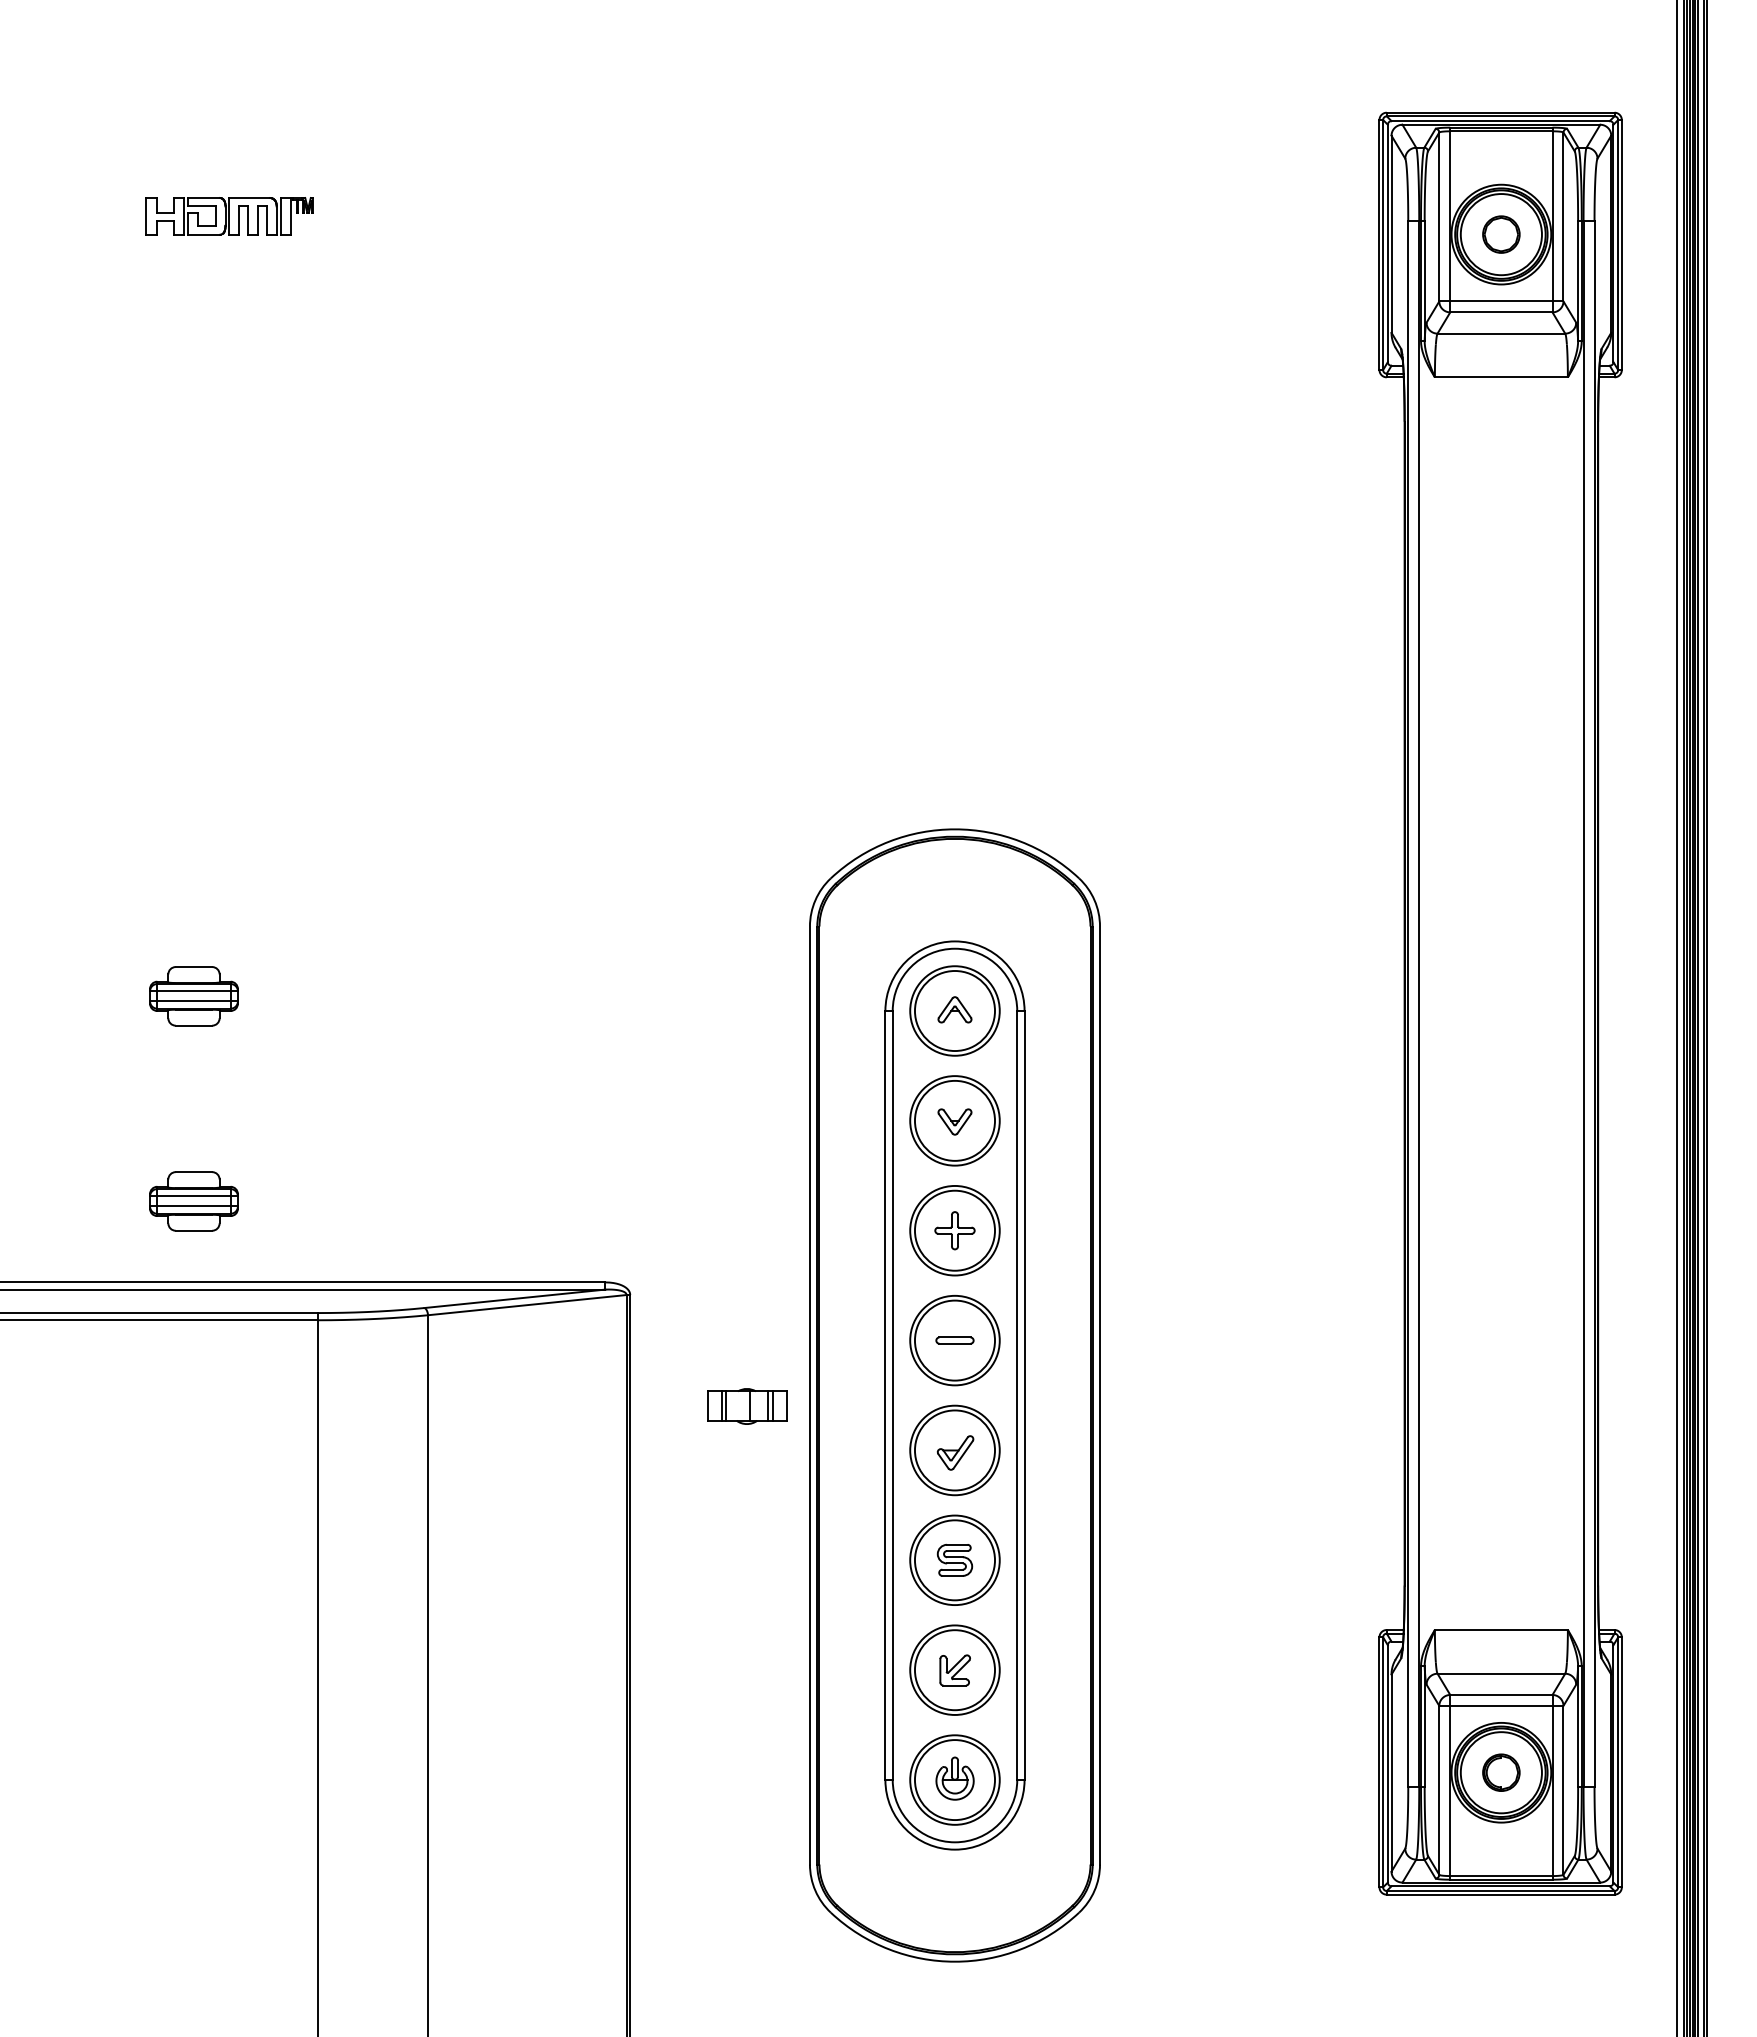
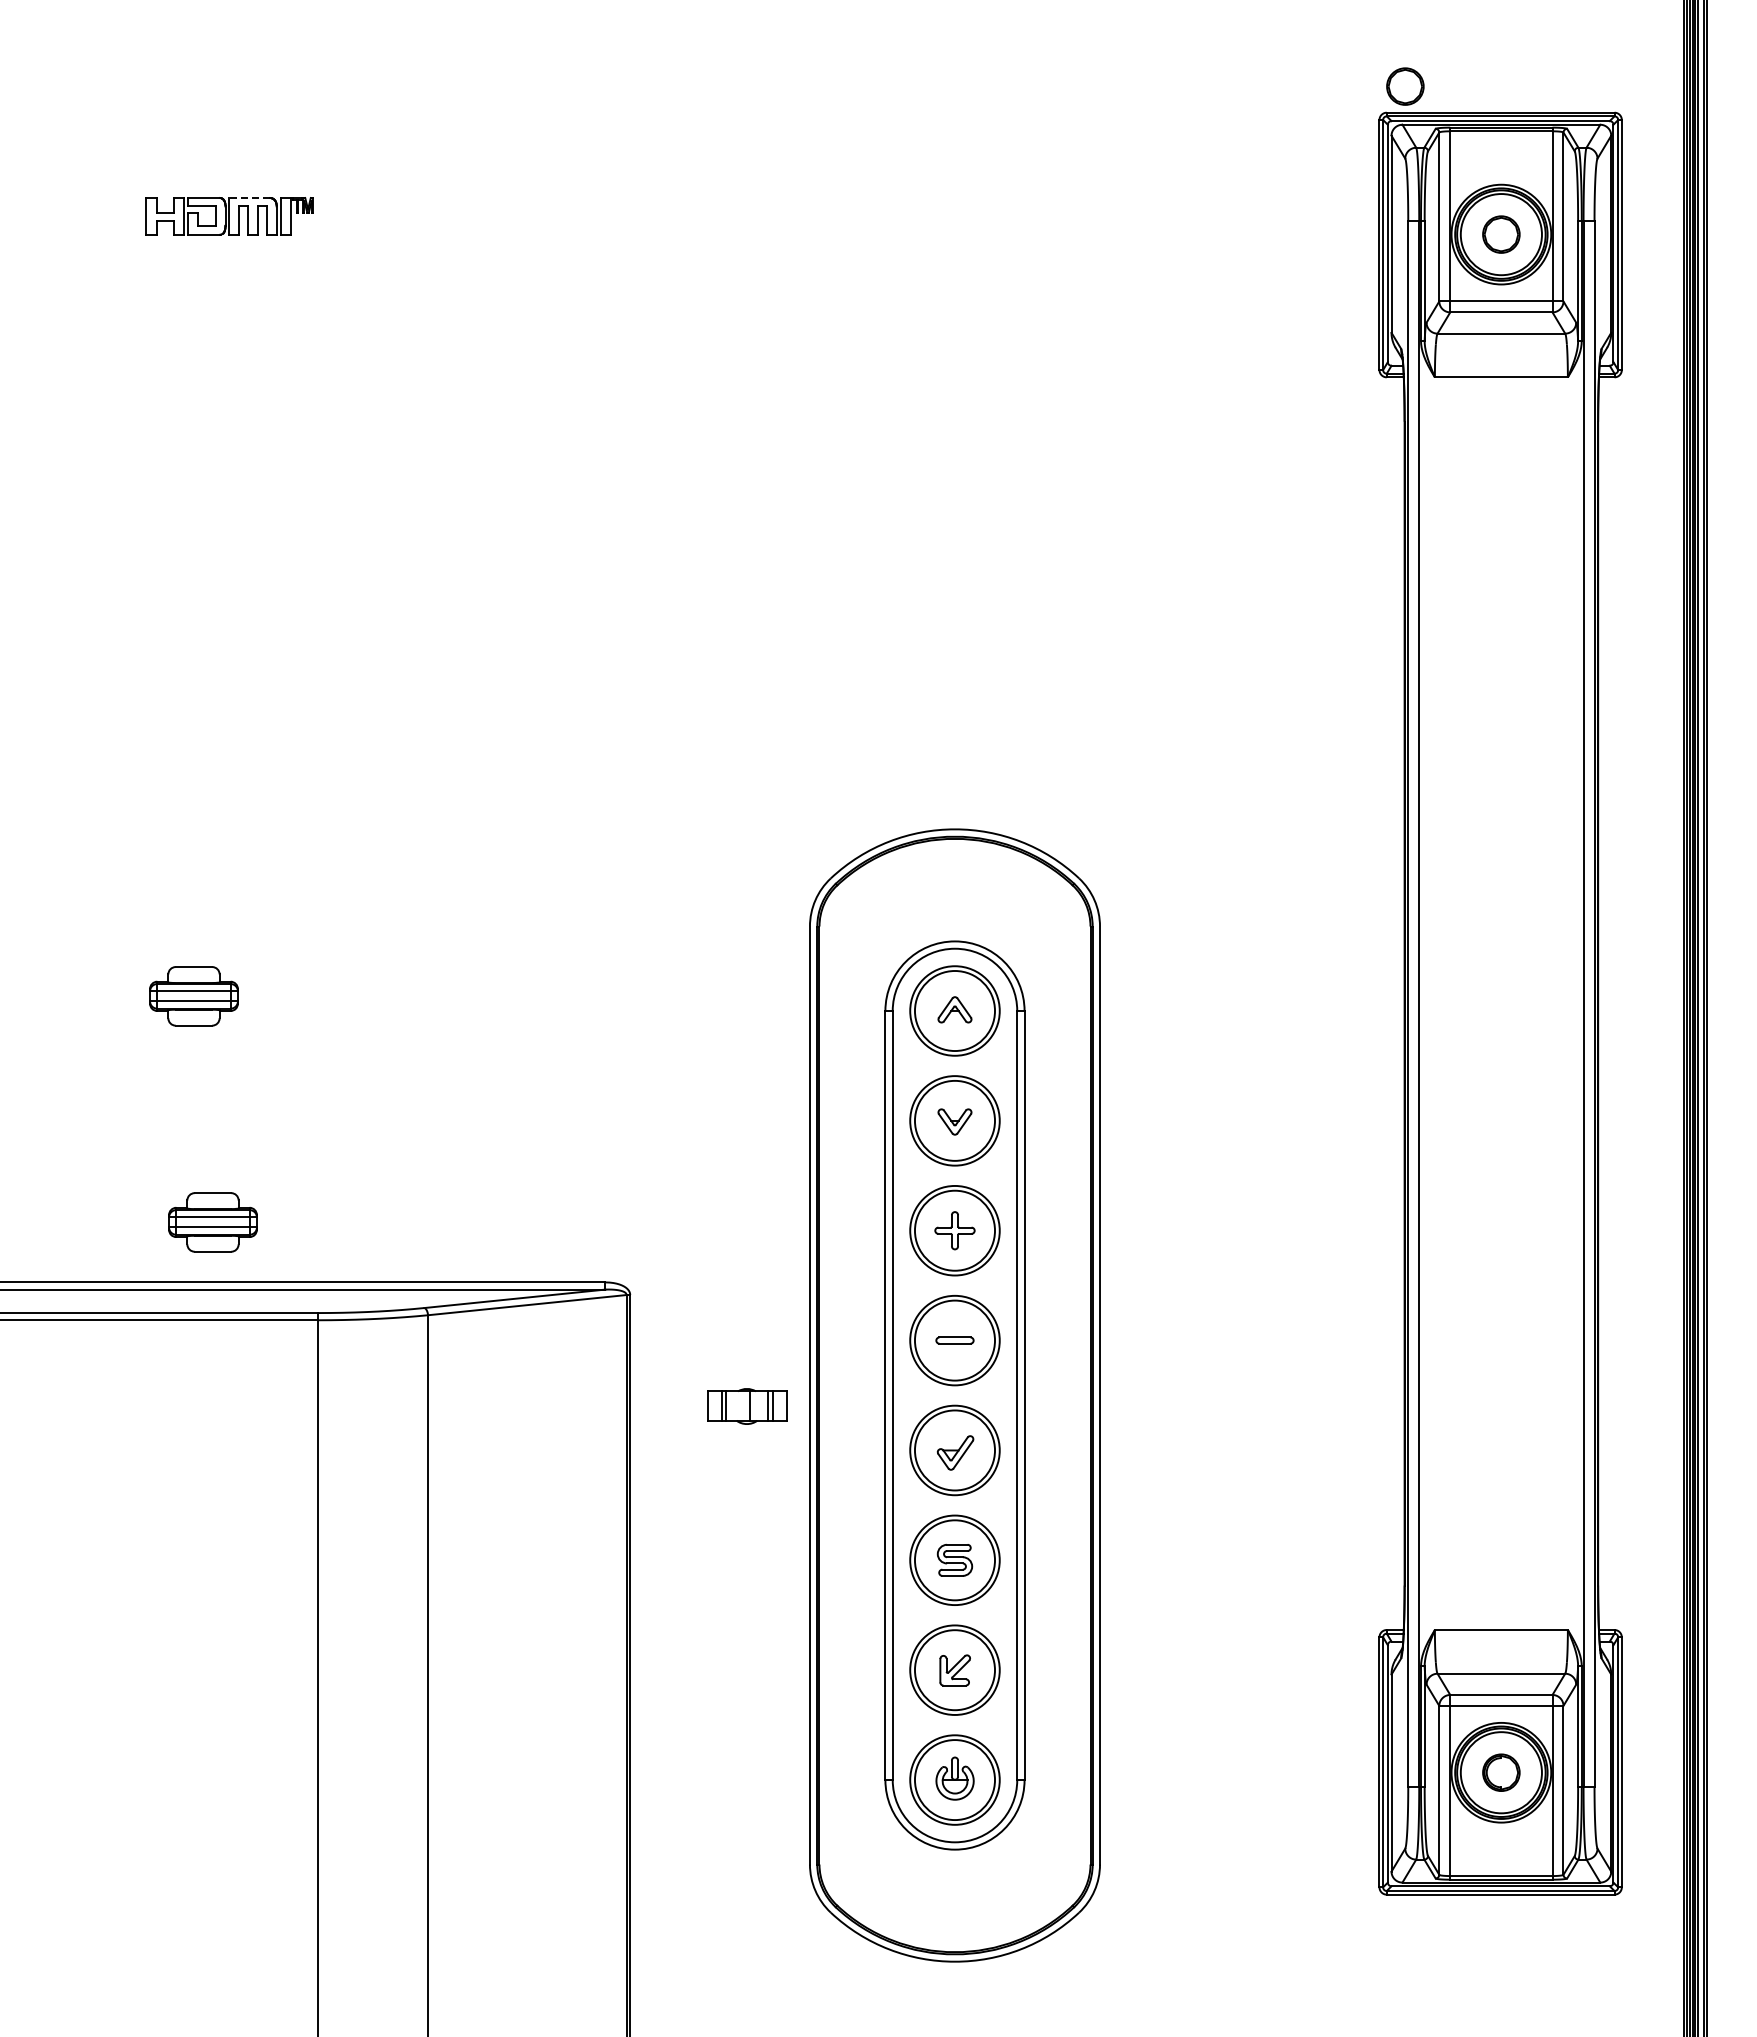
part: none -> present (1405, 86)
line: solid -> dashed (249, 198)
line: present -> none (1676, 1017)
part position: (193, 1201) -> (212, 1222) (212, 1222)
